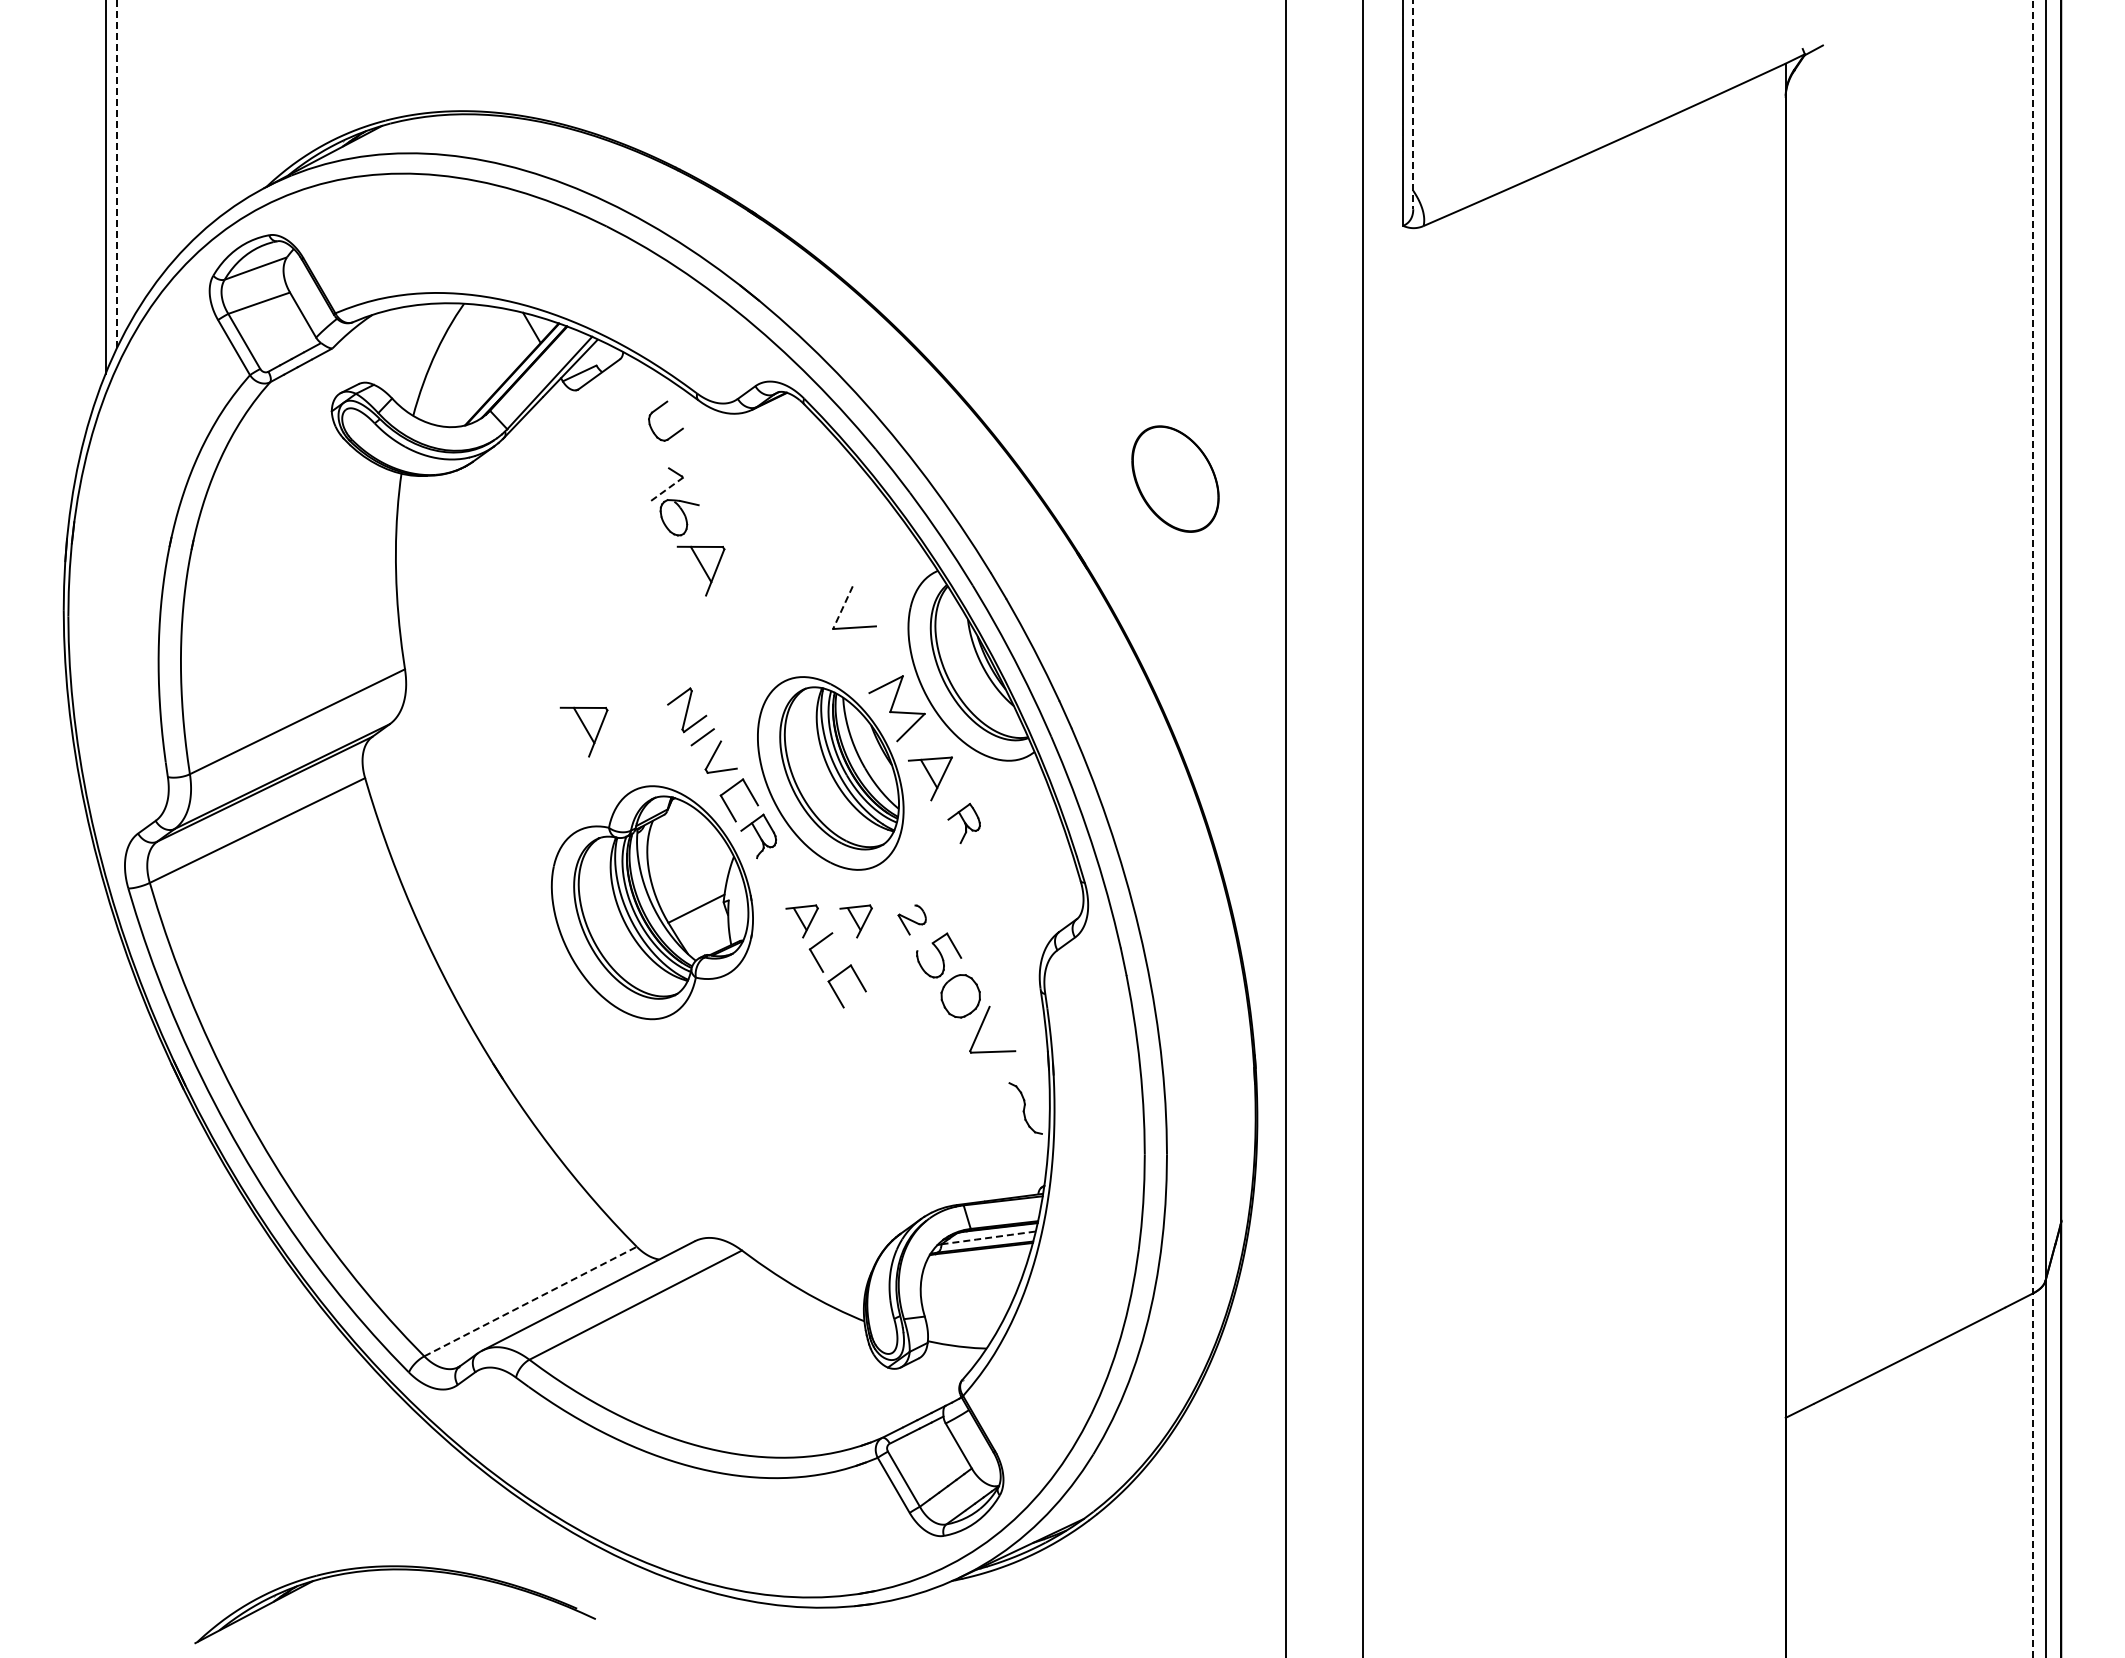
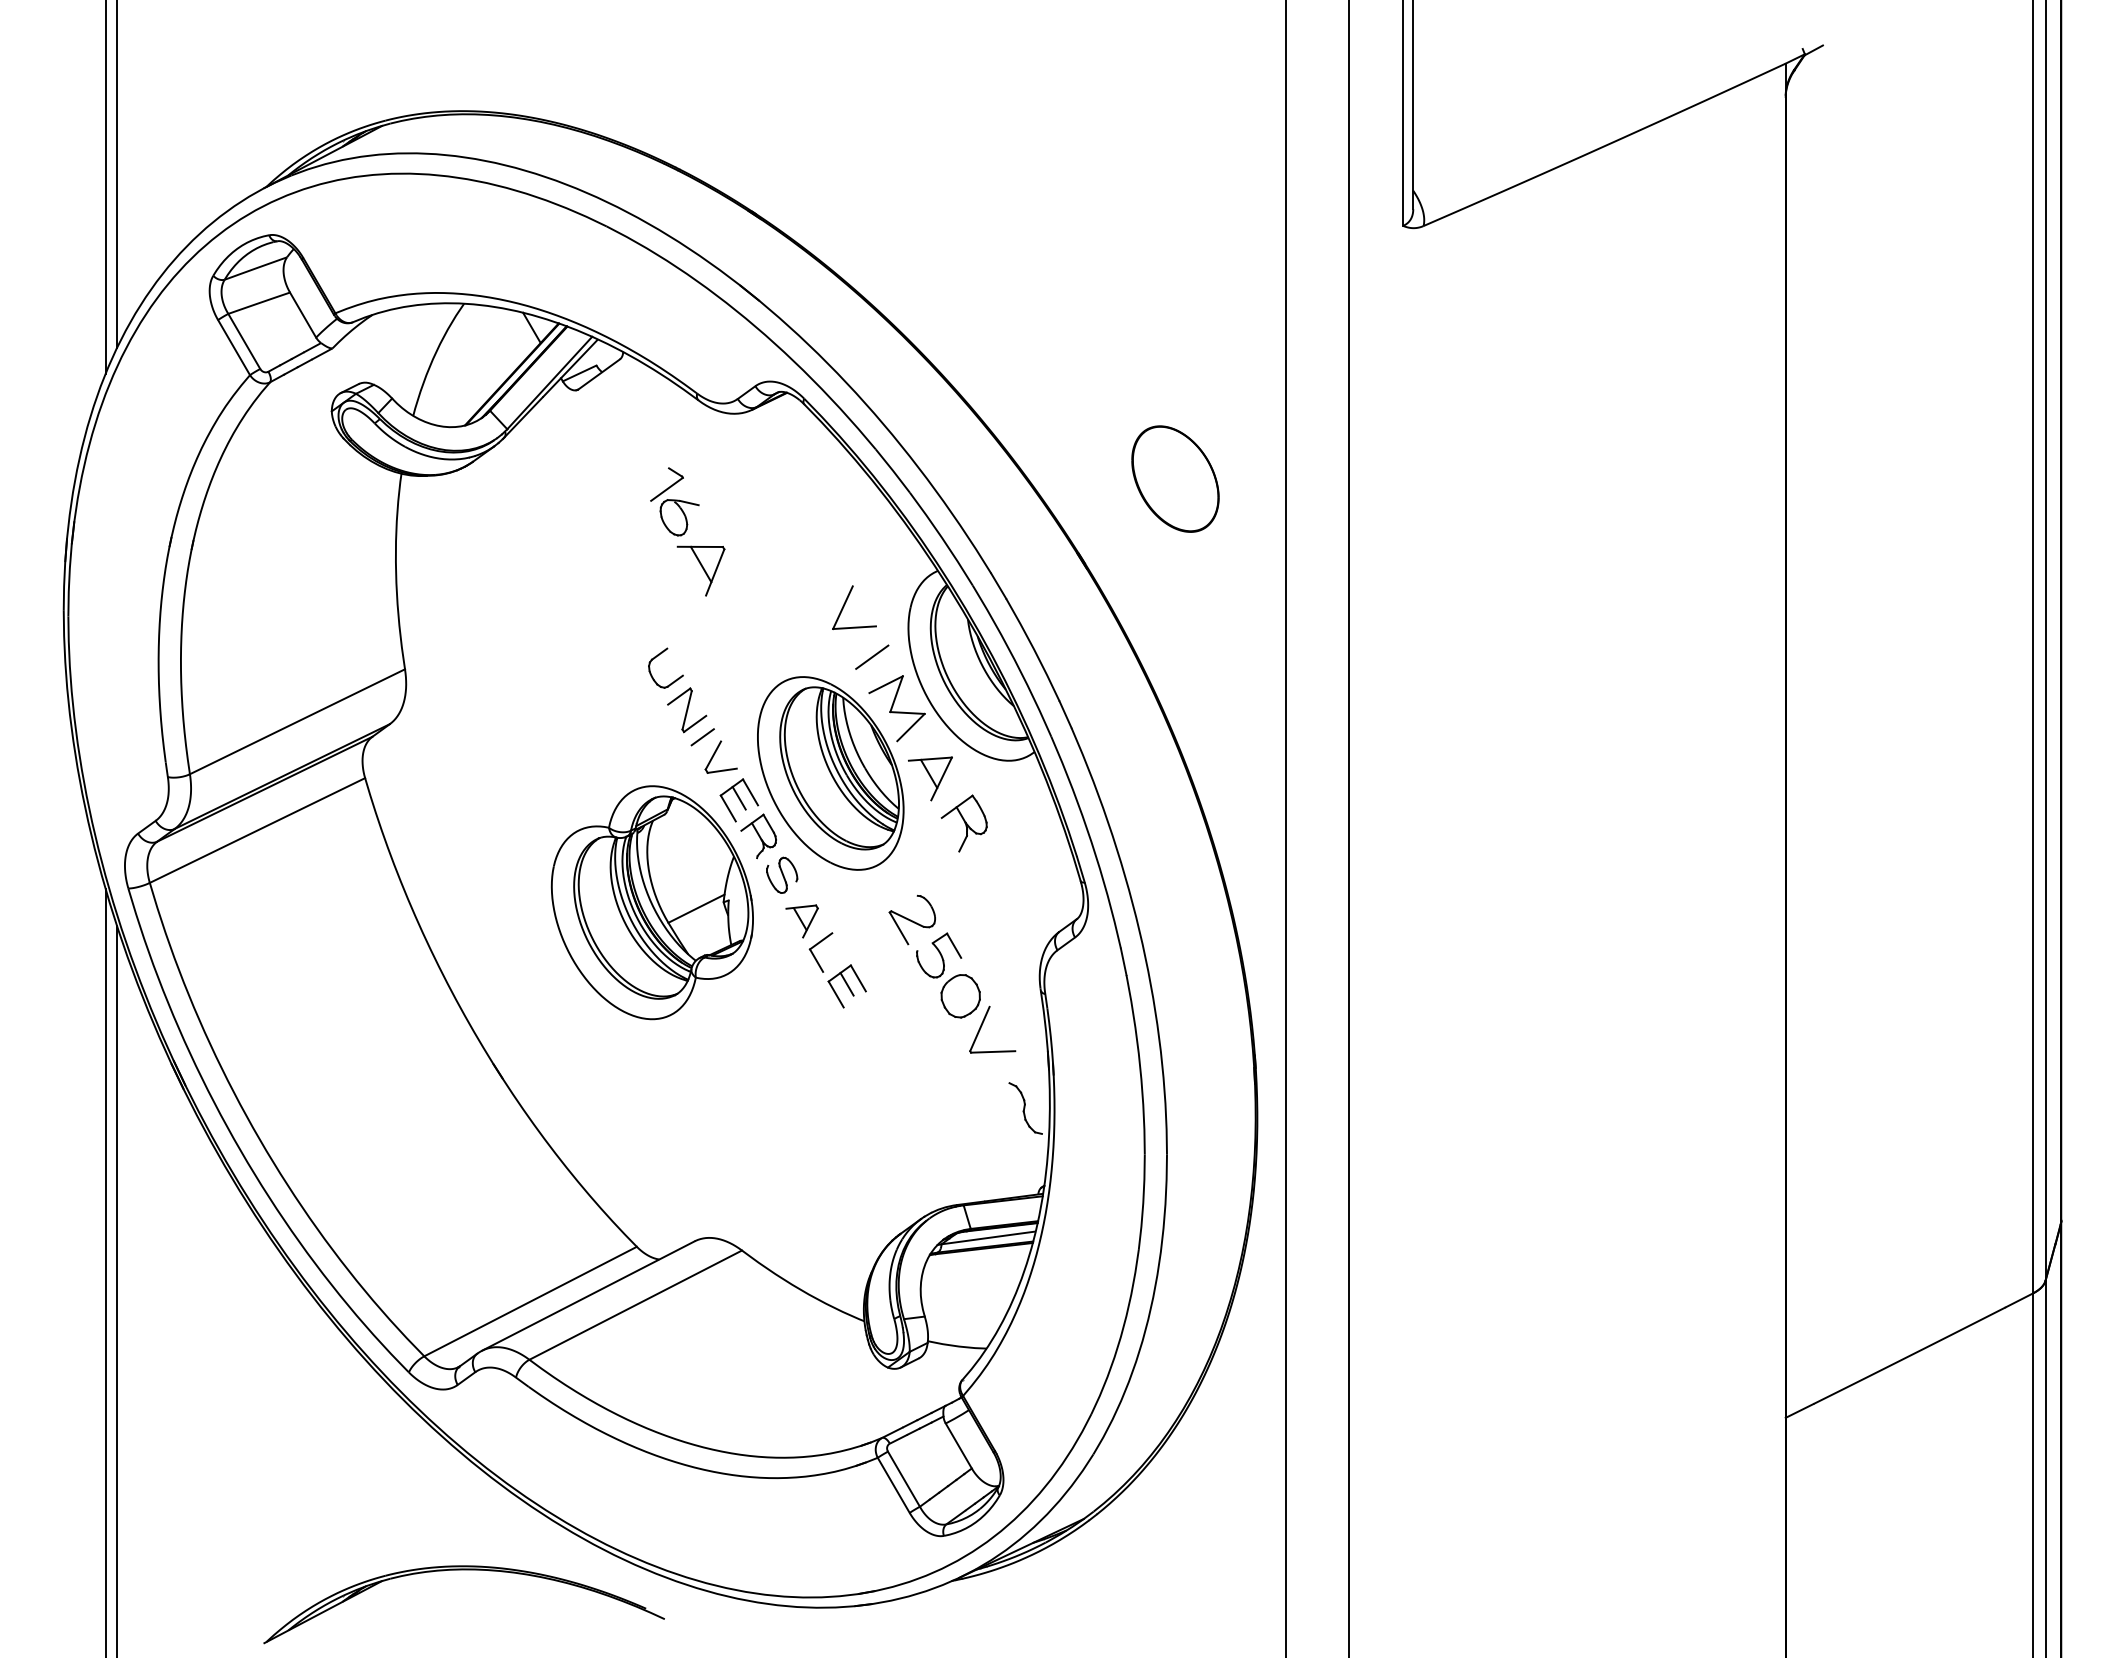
line: dashed -> solid (1413, 105)
line: dashed -> solid (116, 174)
part position: (658, 409) -> (658, 656) (658, 656)
line: dashed -> solid (667, 489)
line: dashed -> solid (842, 608)
line: none -> present (872, 656)
part: present -> none (583, 731)
line: none -> present (738, 797)
part size: 34x42 px -> 48x59 px (963, 823)
line position: (1362, 828) -> (1348, 828) (1348, 828)
line: dashed -> solid (2033, 828)
part: none -> present (782, 874)
part size: 30x32 px -> 48x52 px (911, 919)
part: present -> none (855, 921)
line: none -> present (846, 984)
line: dashed -> solid (989, 1237)
line: none -> present (105, 1271)
line: none -> present (116, 1289)
line: dashed -> solid (530, 1301)
part position: (394, 1570) -> (463, 1570) (463, 1570)
